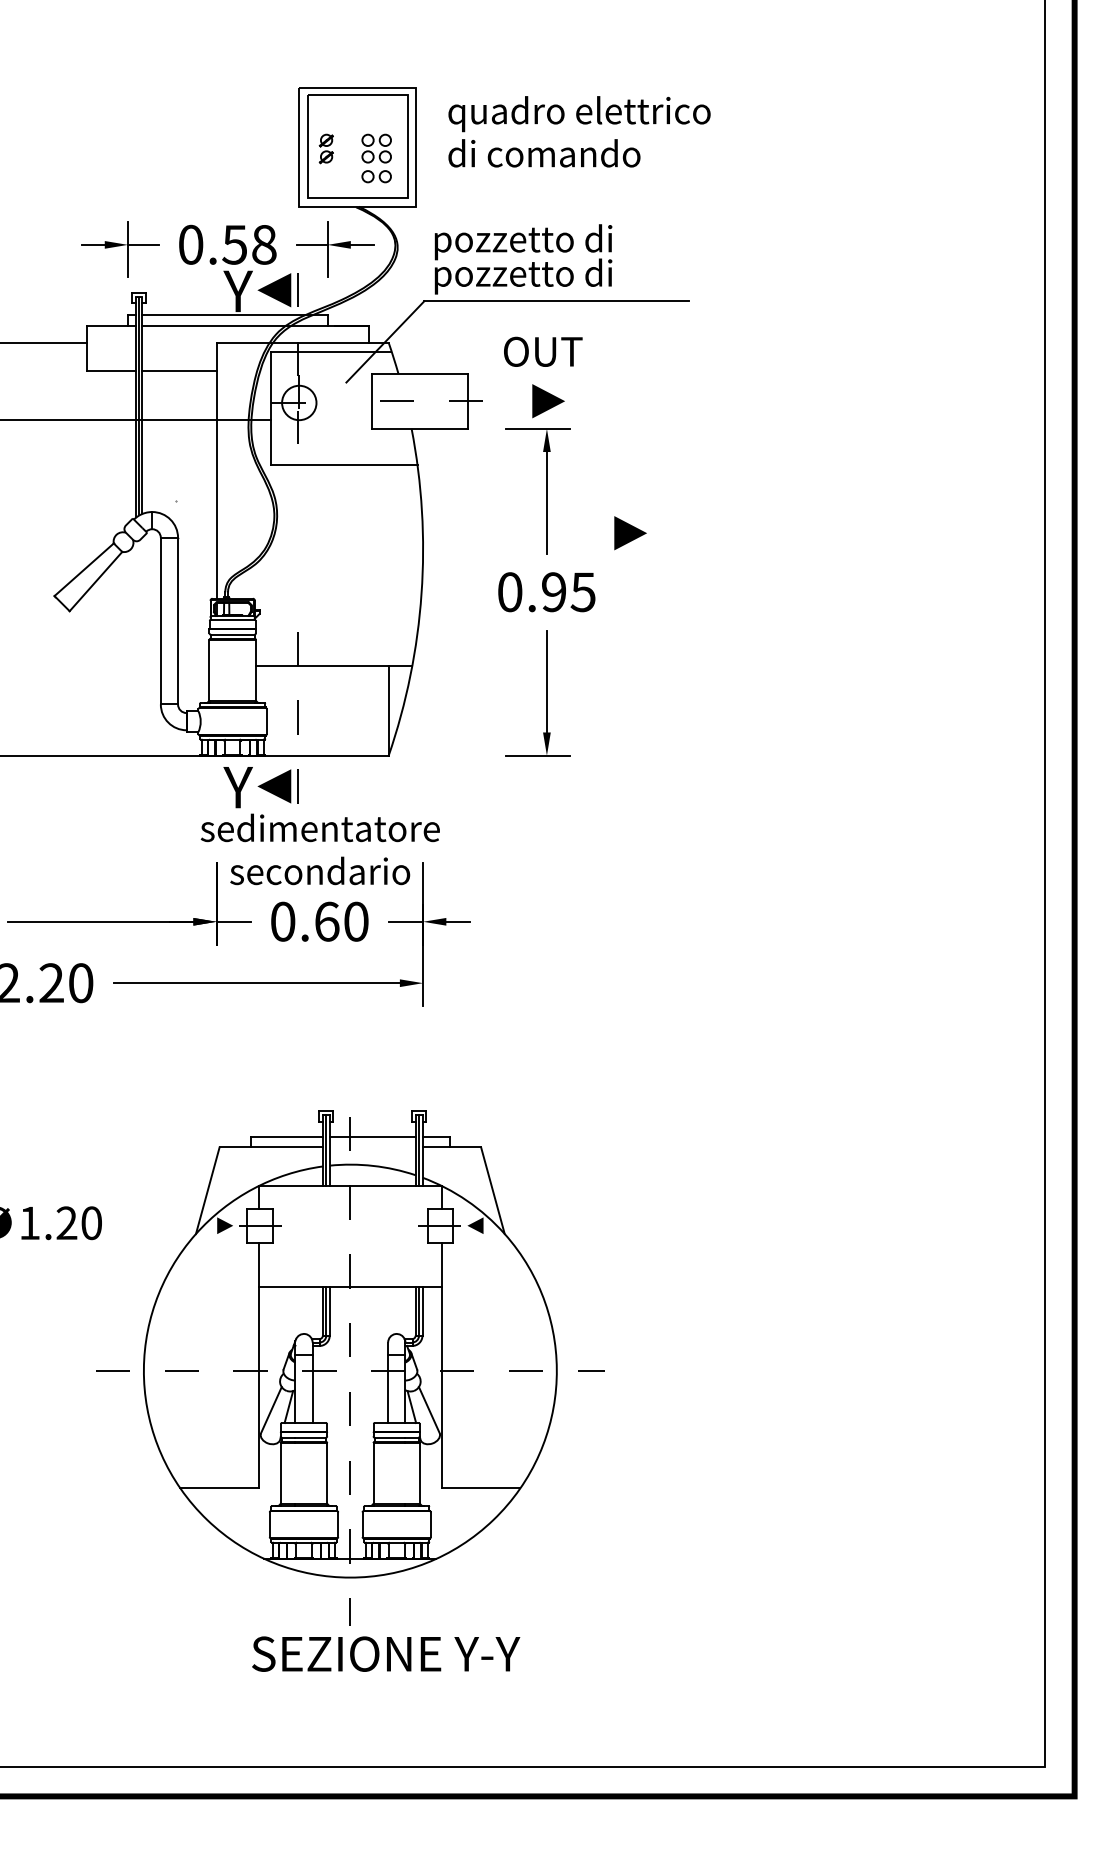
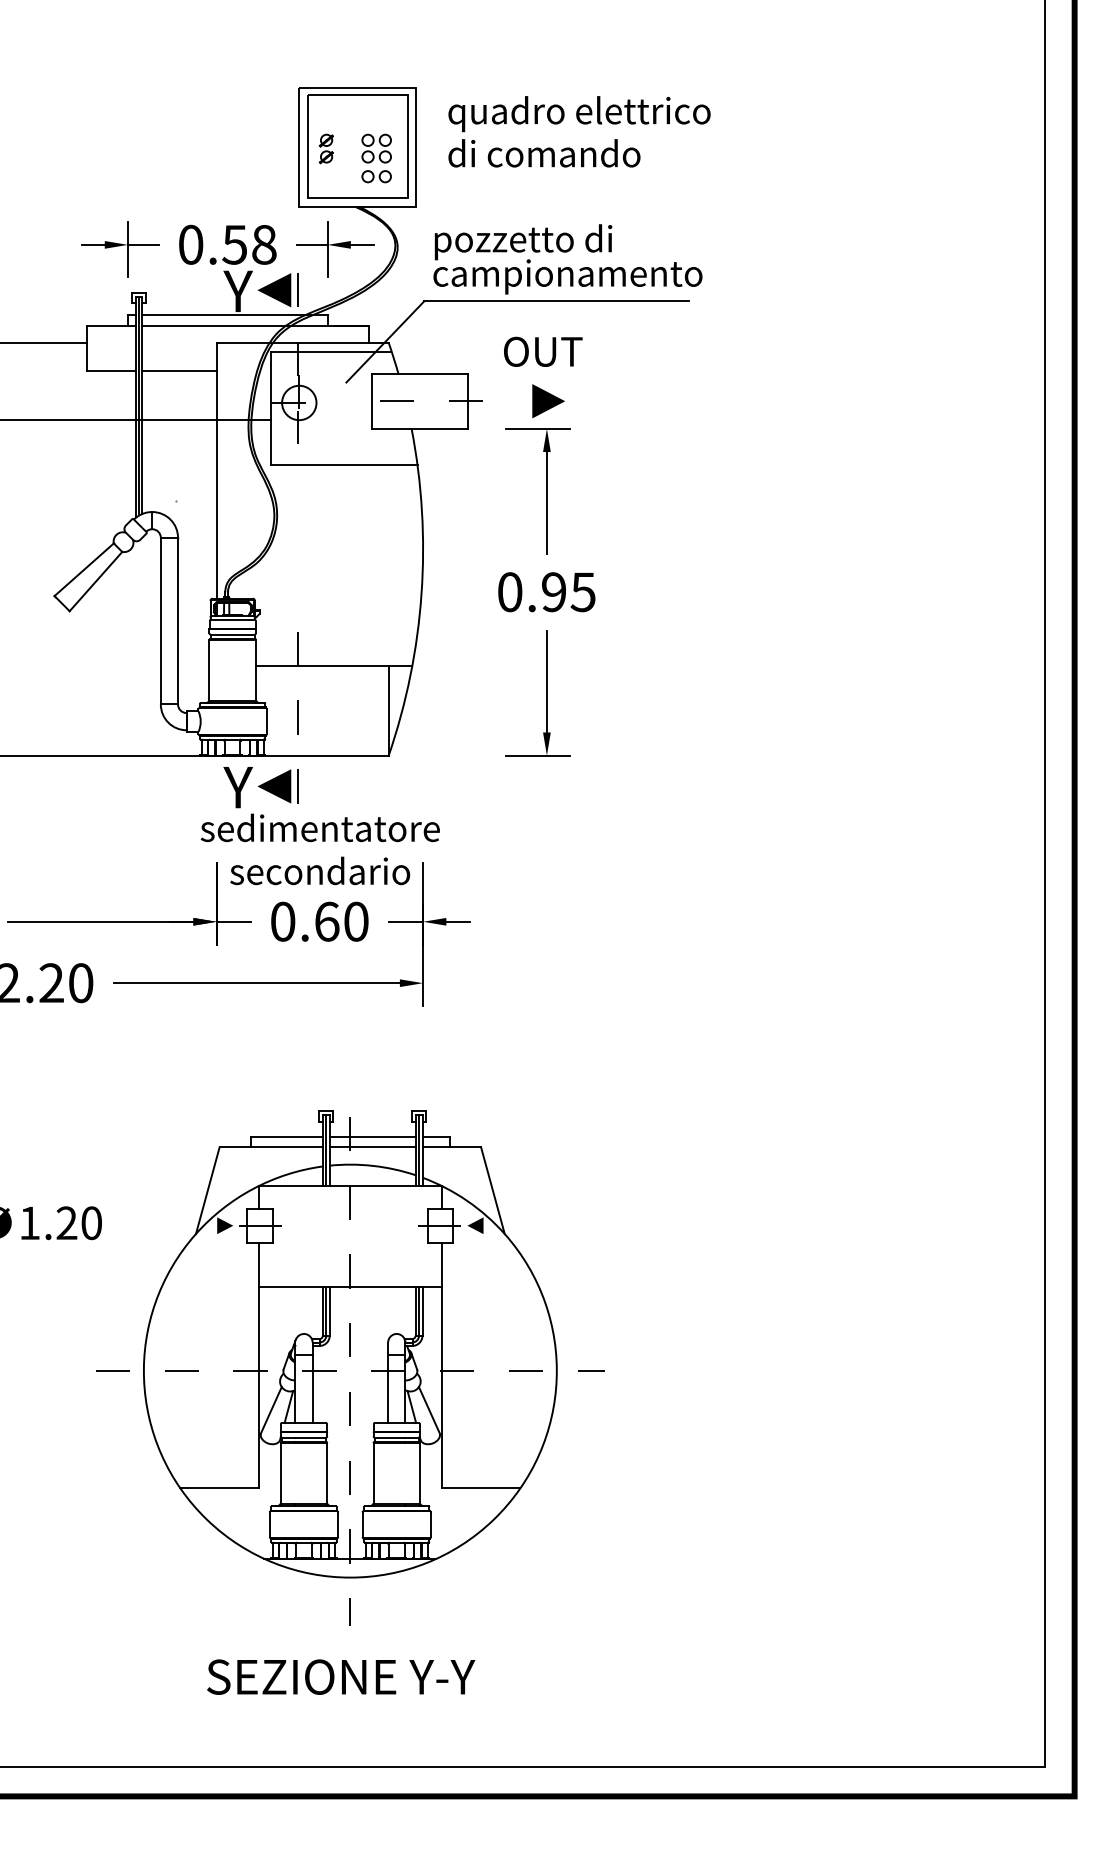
text: pozzetto di -> campionamento (567, 276)
line: present -> none (630, 533)
line: none -> present (372, 1147)
text position: (386, 1653) -> (341, 1676) (341, 1676)
